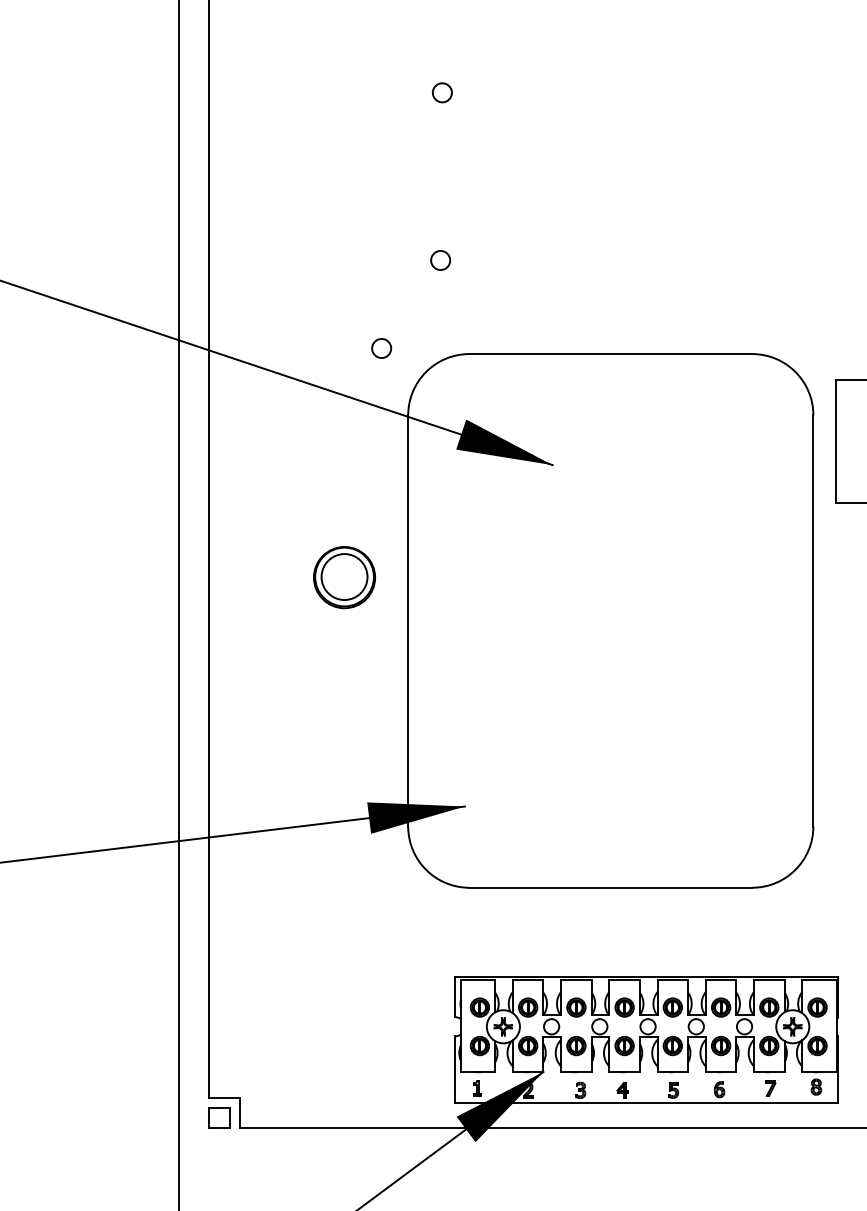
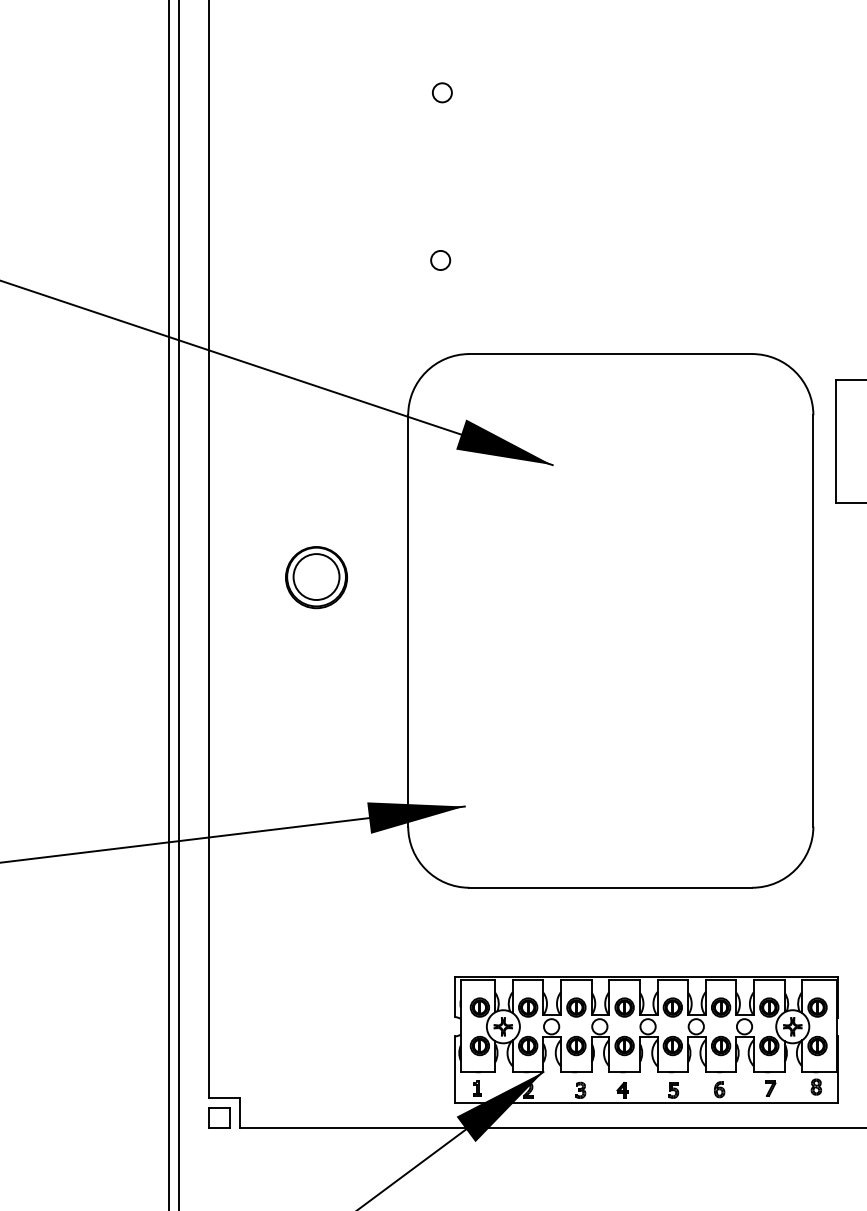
circle: present -> none (381, 348)
part position: (344, 577) -> (316, 577) (316, 577)
line: none -> present (169, 604)
